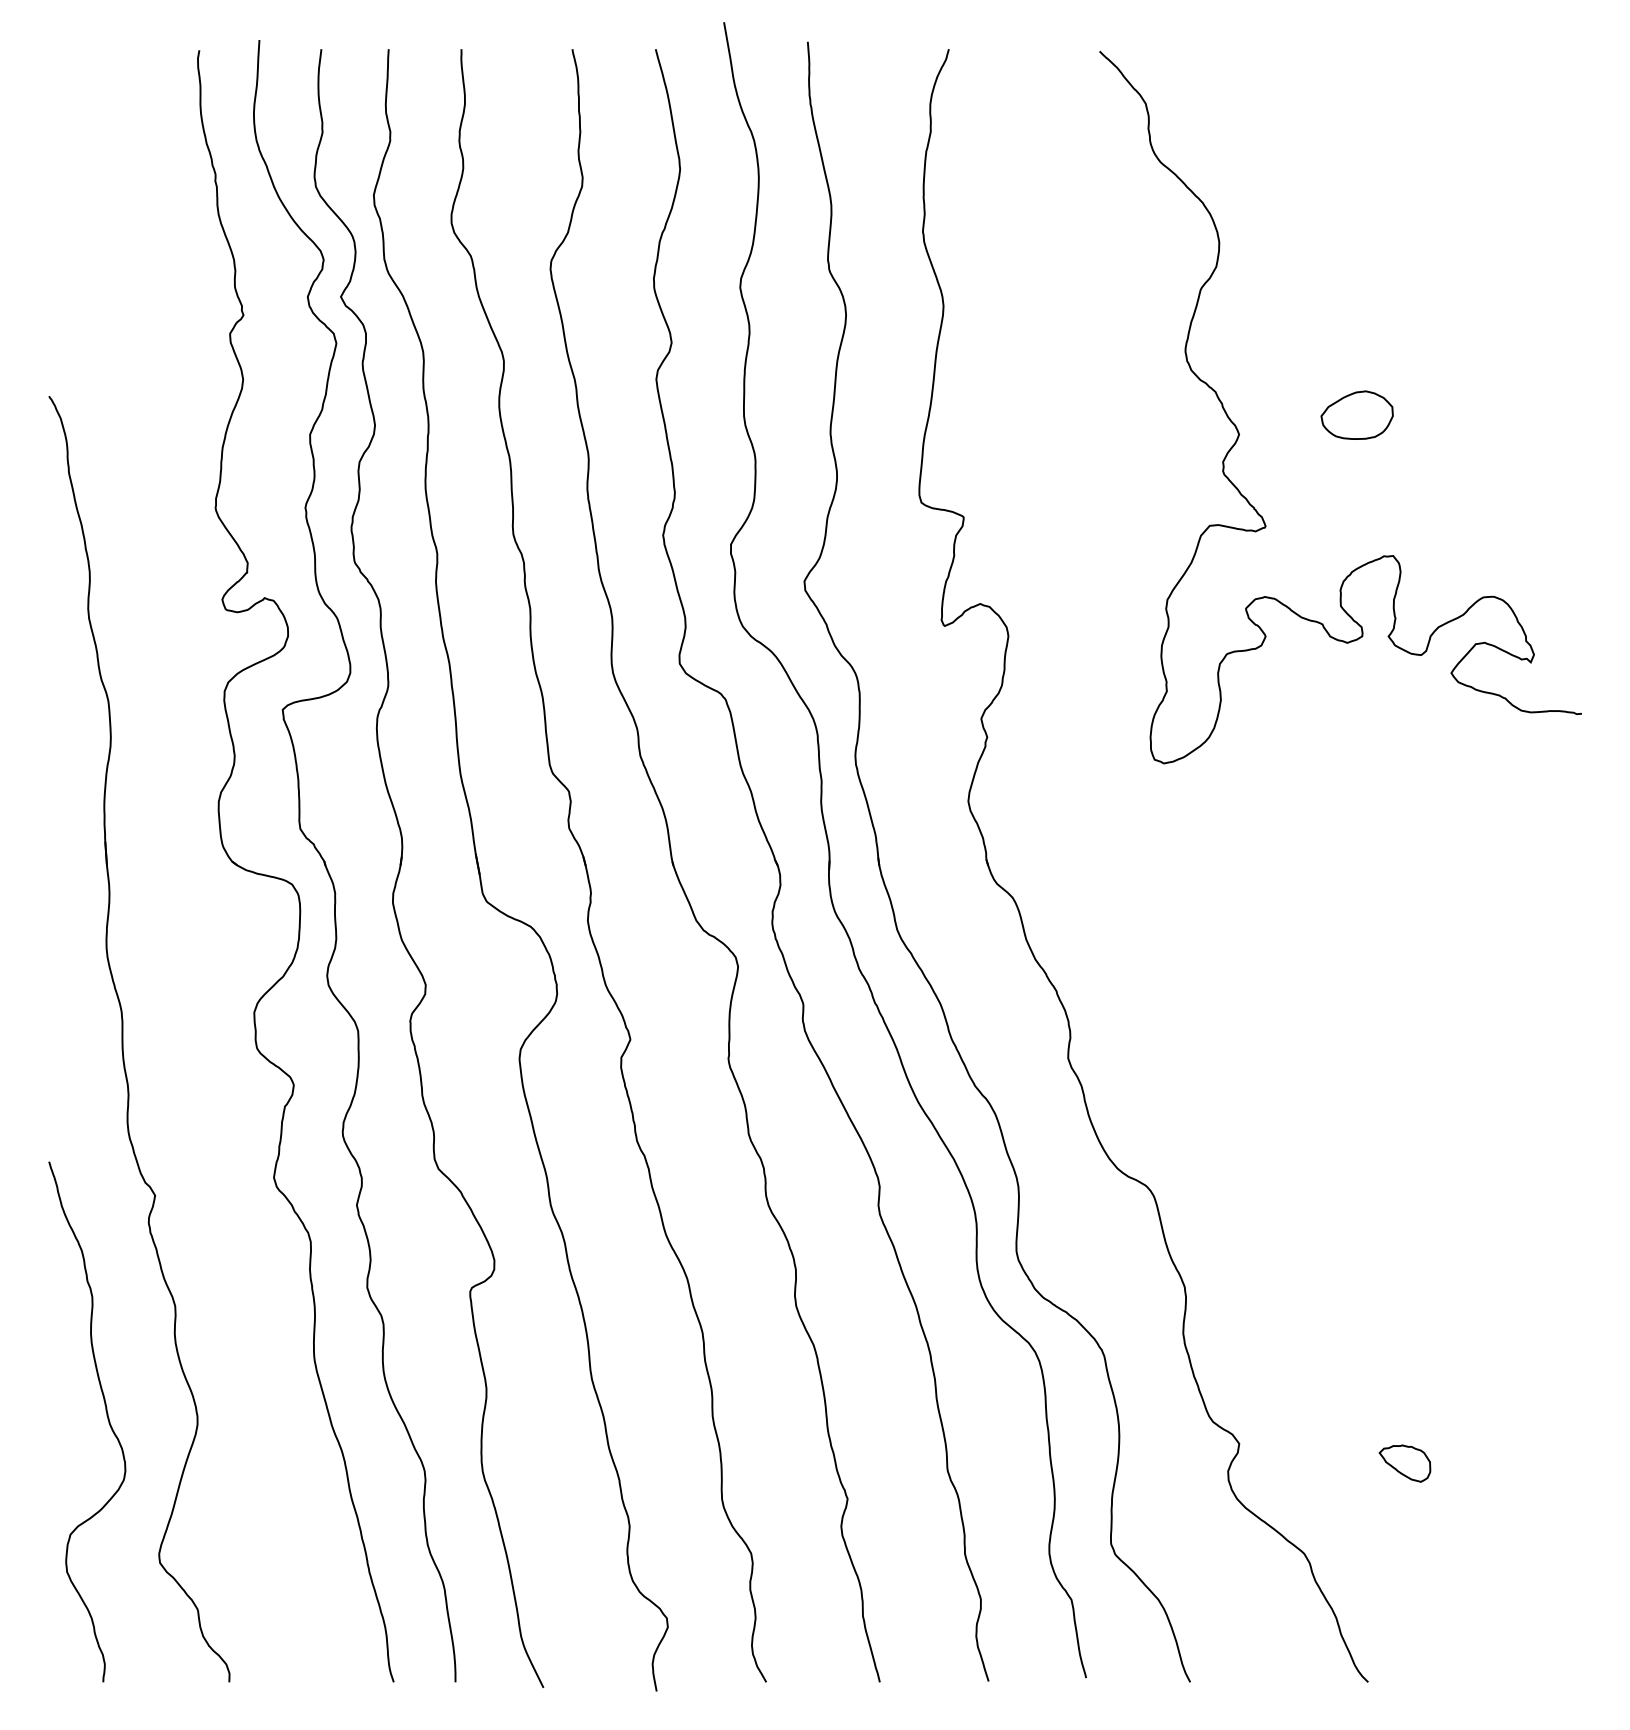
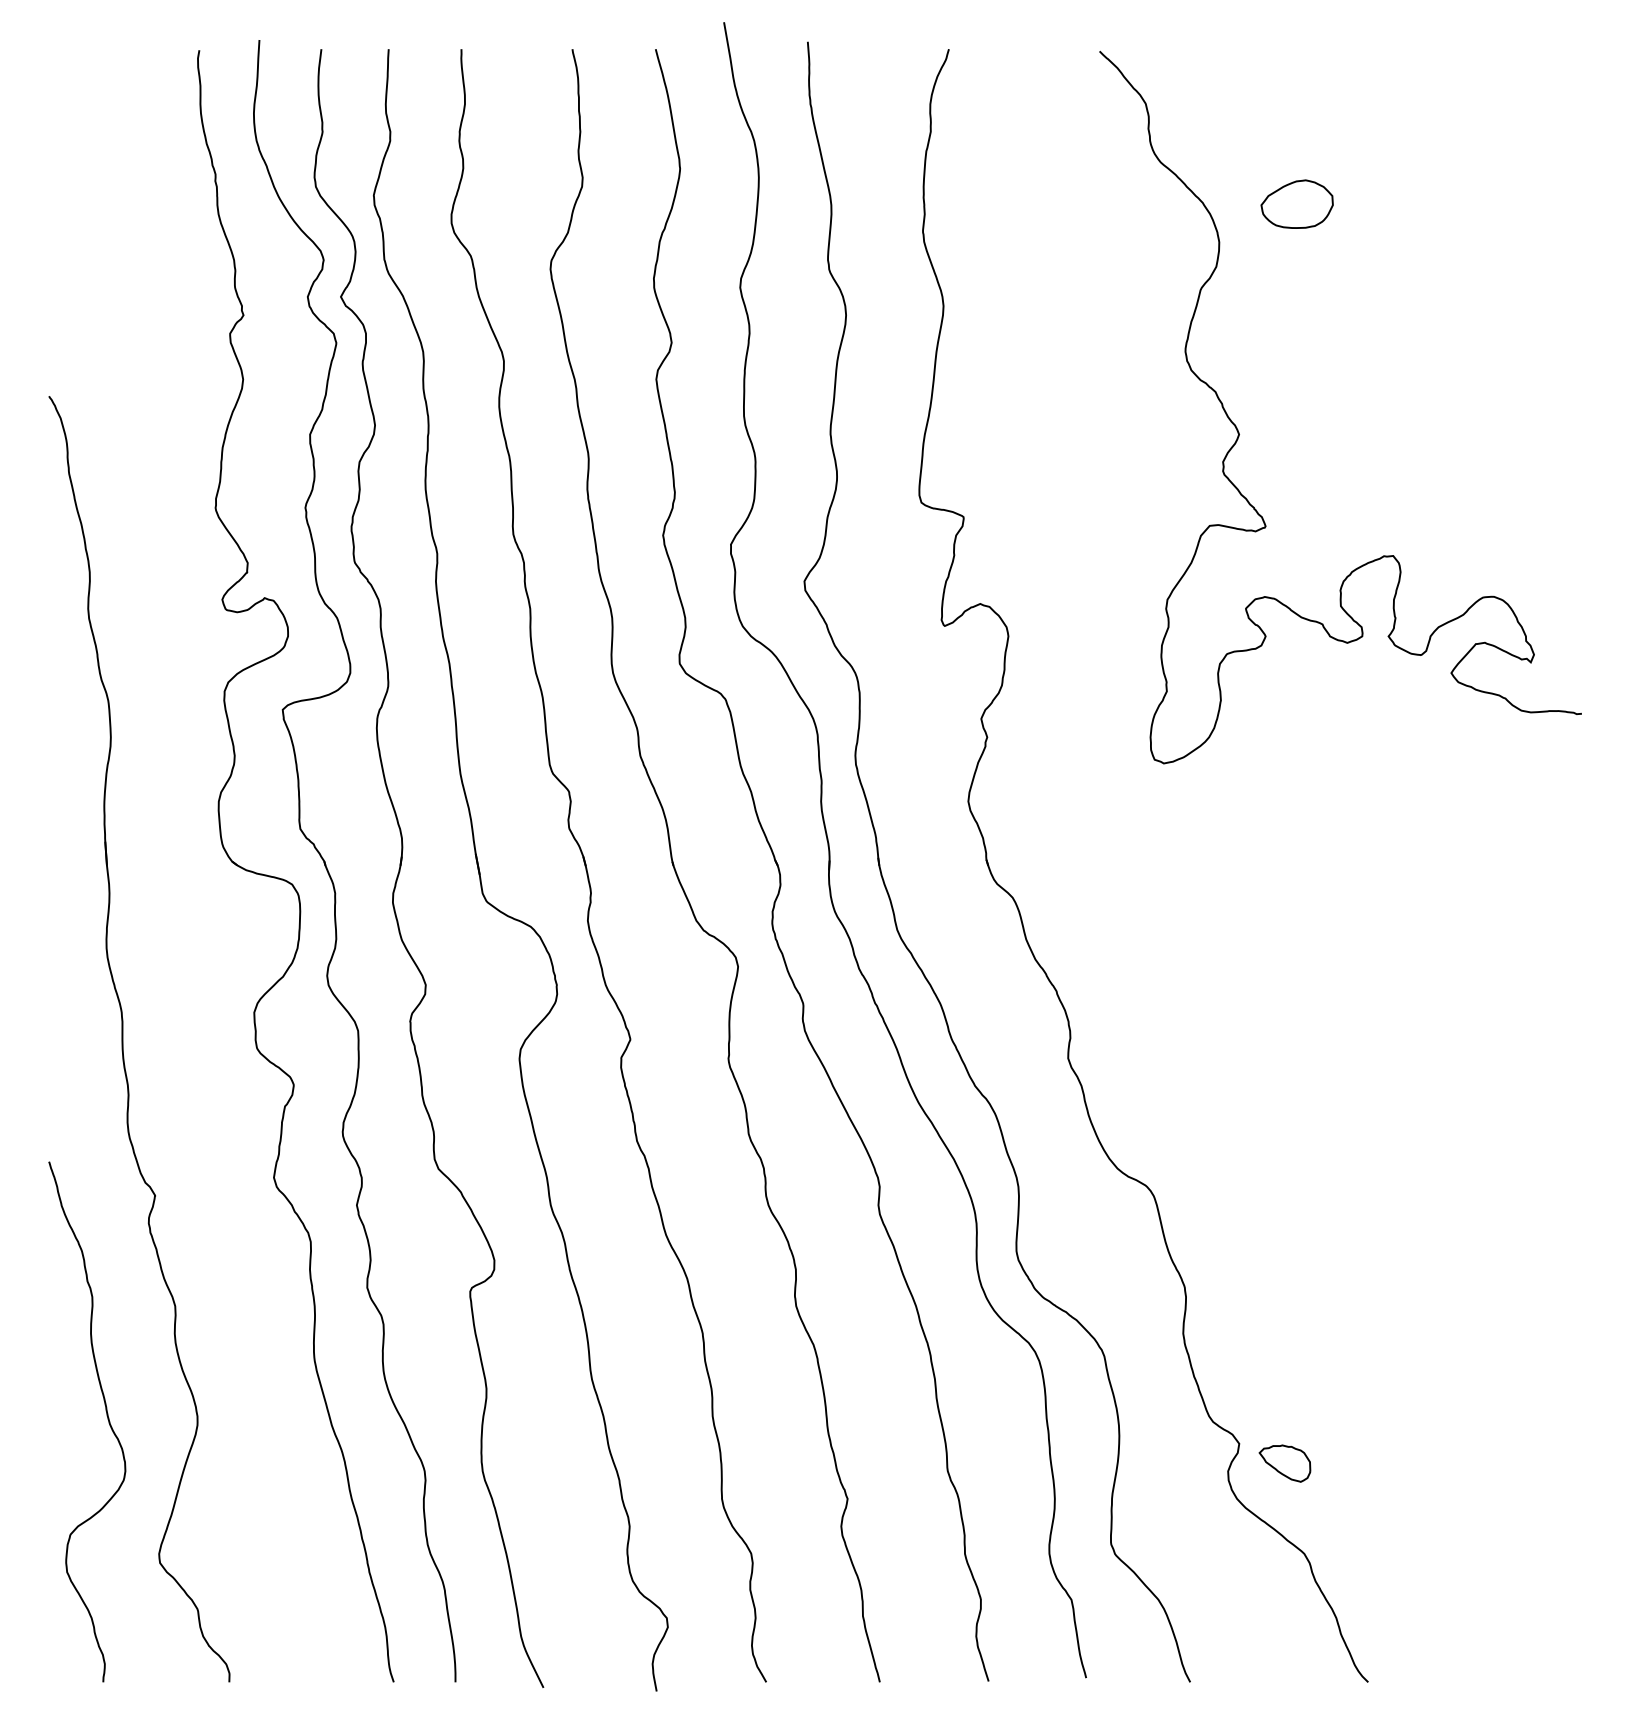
part position: (1356, 414) -> (1296, 203) (1296, 203)
part position: (1404, 1463) -> (1284, 1463) (1284, 1463)
